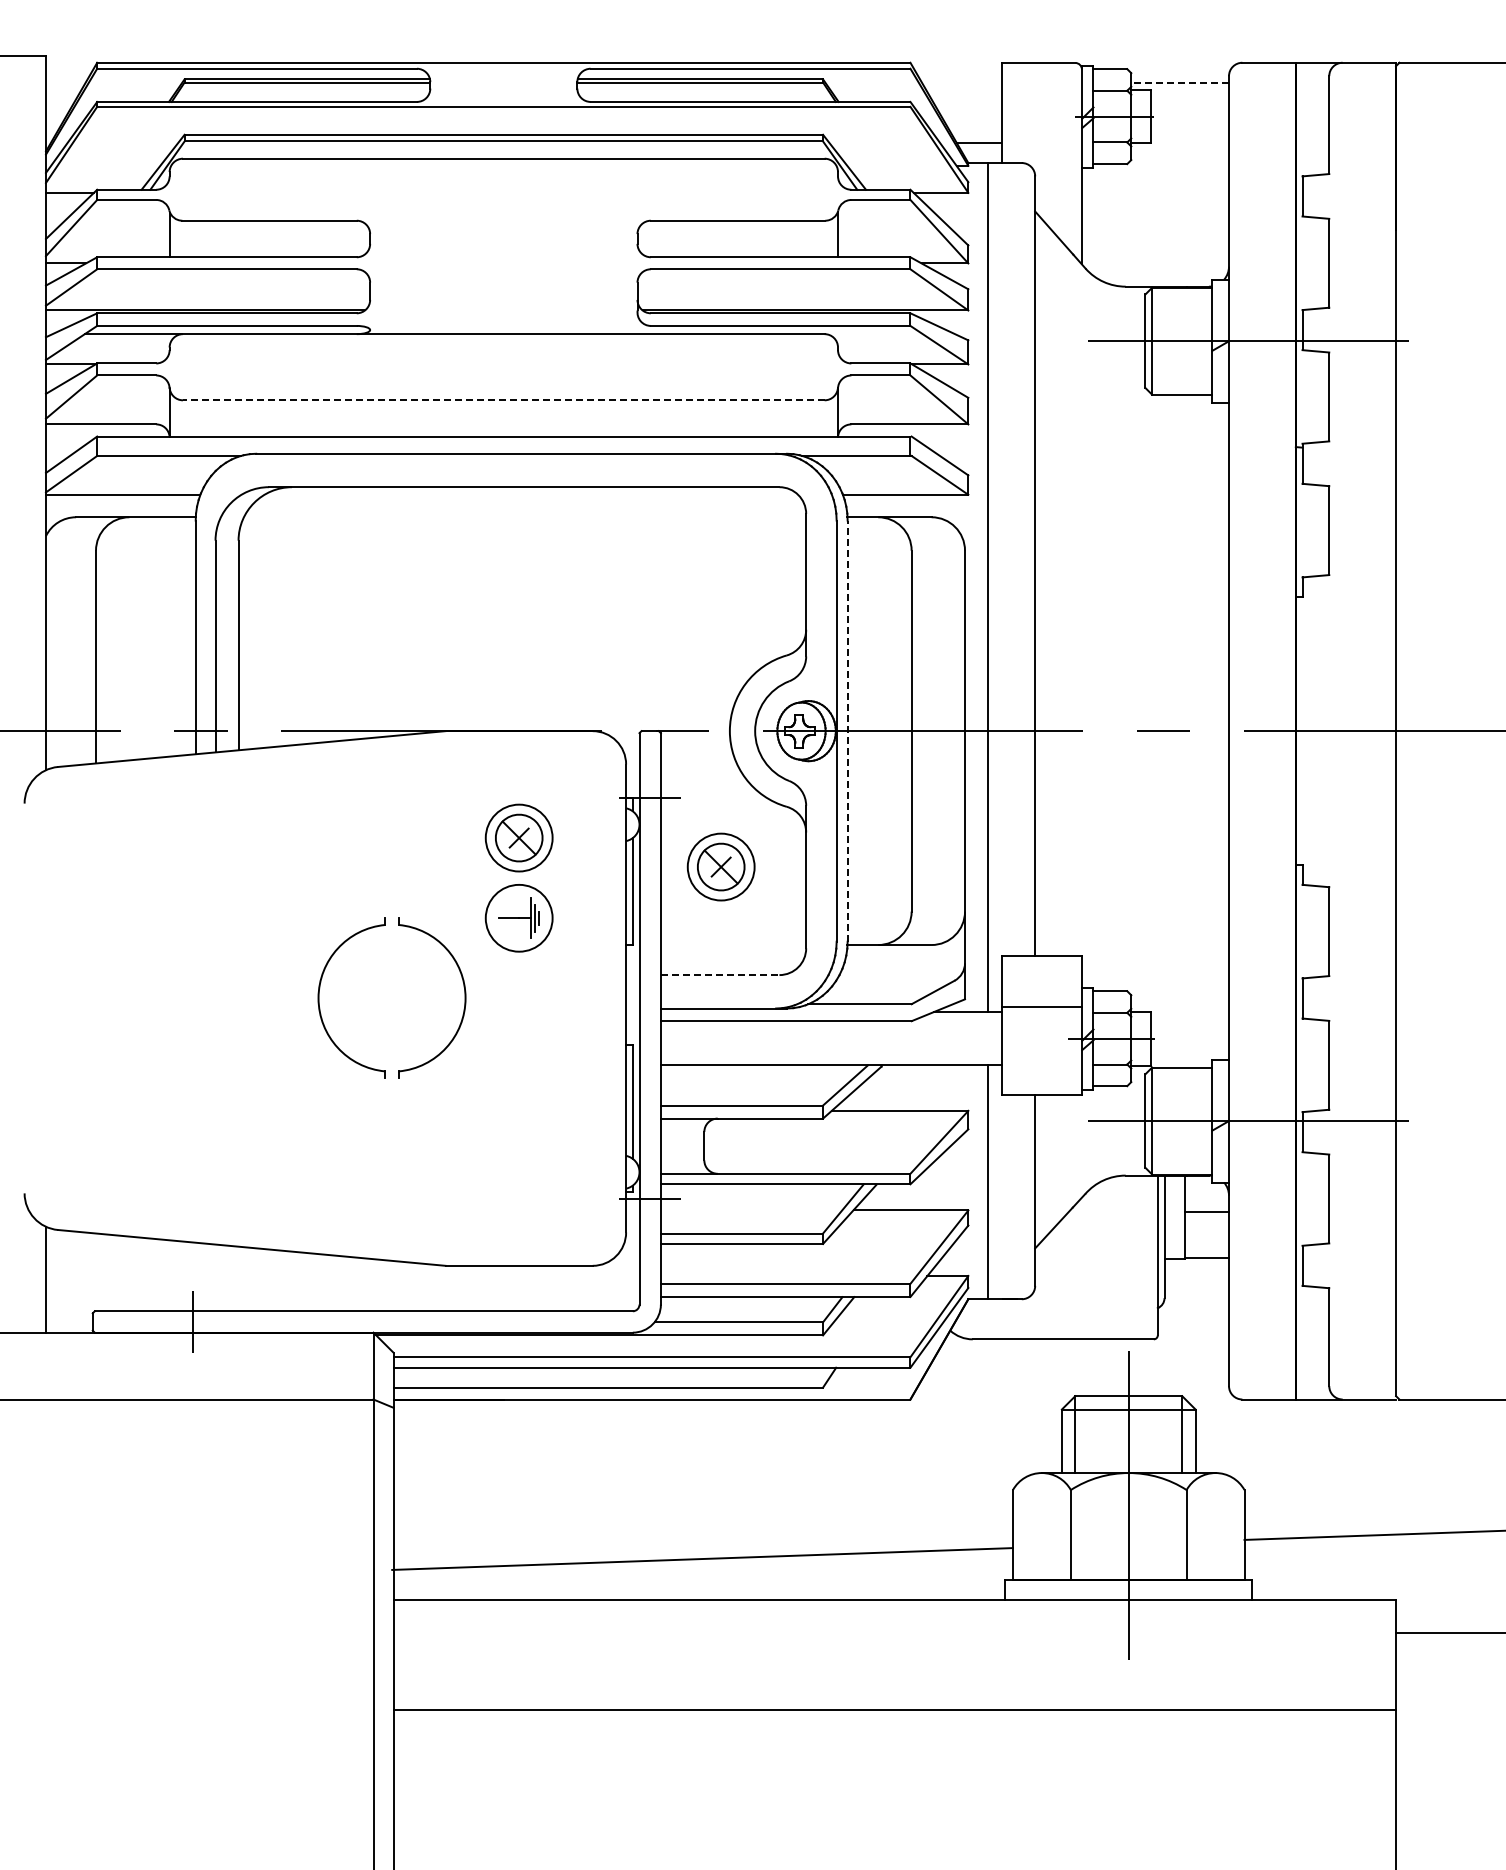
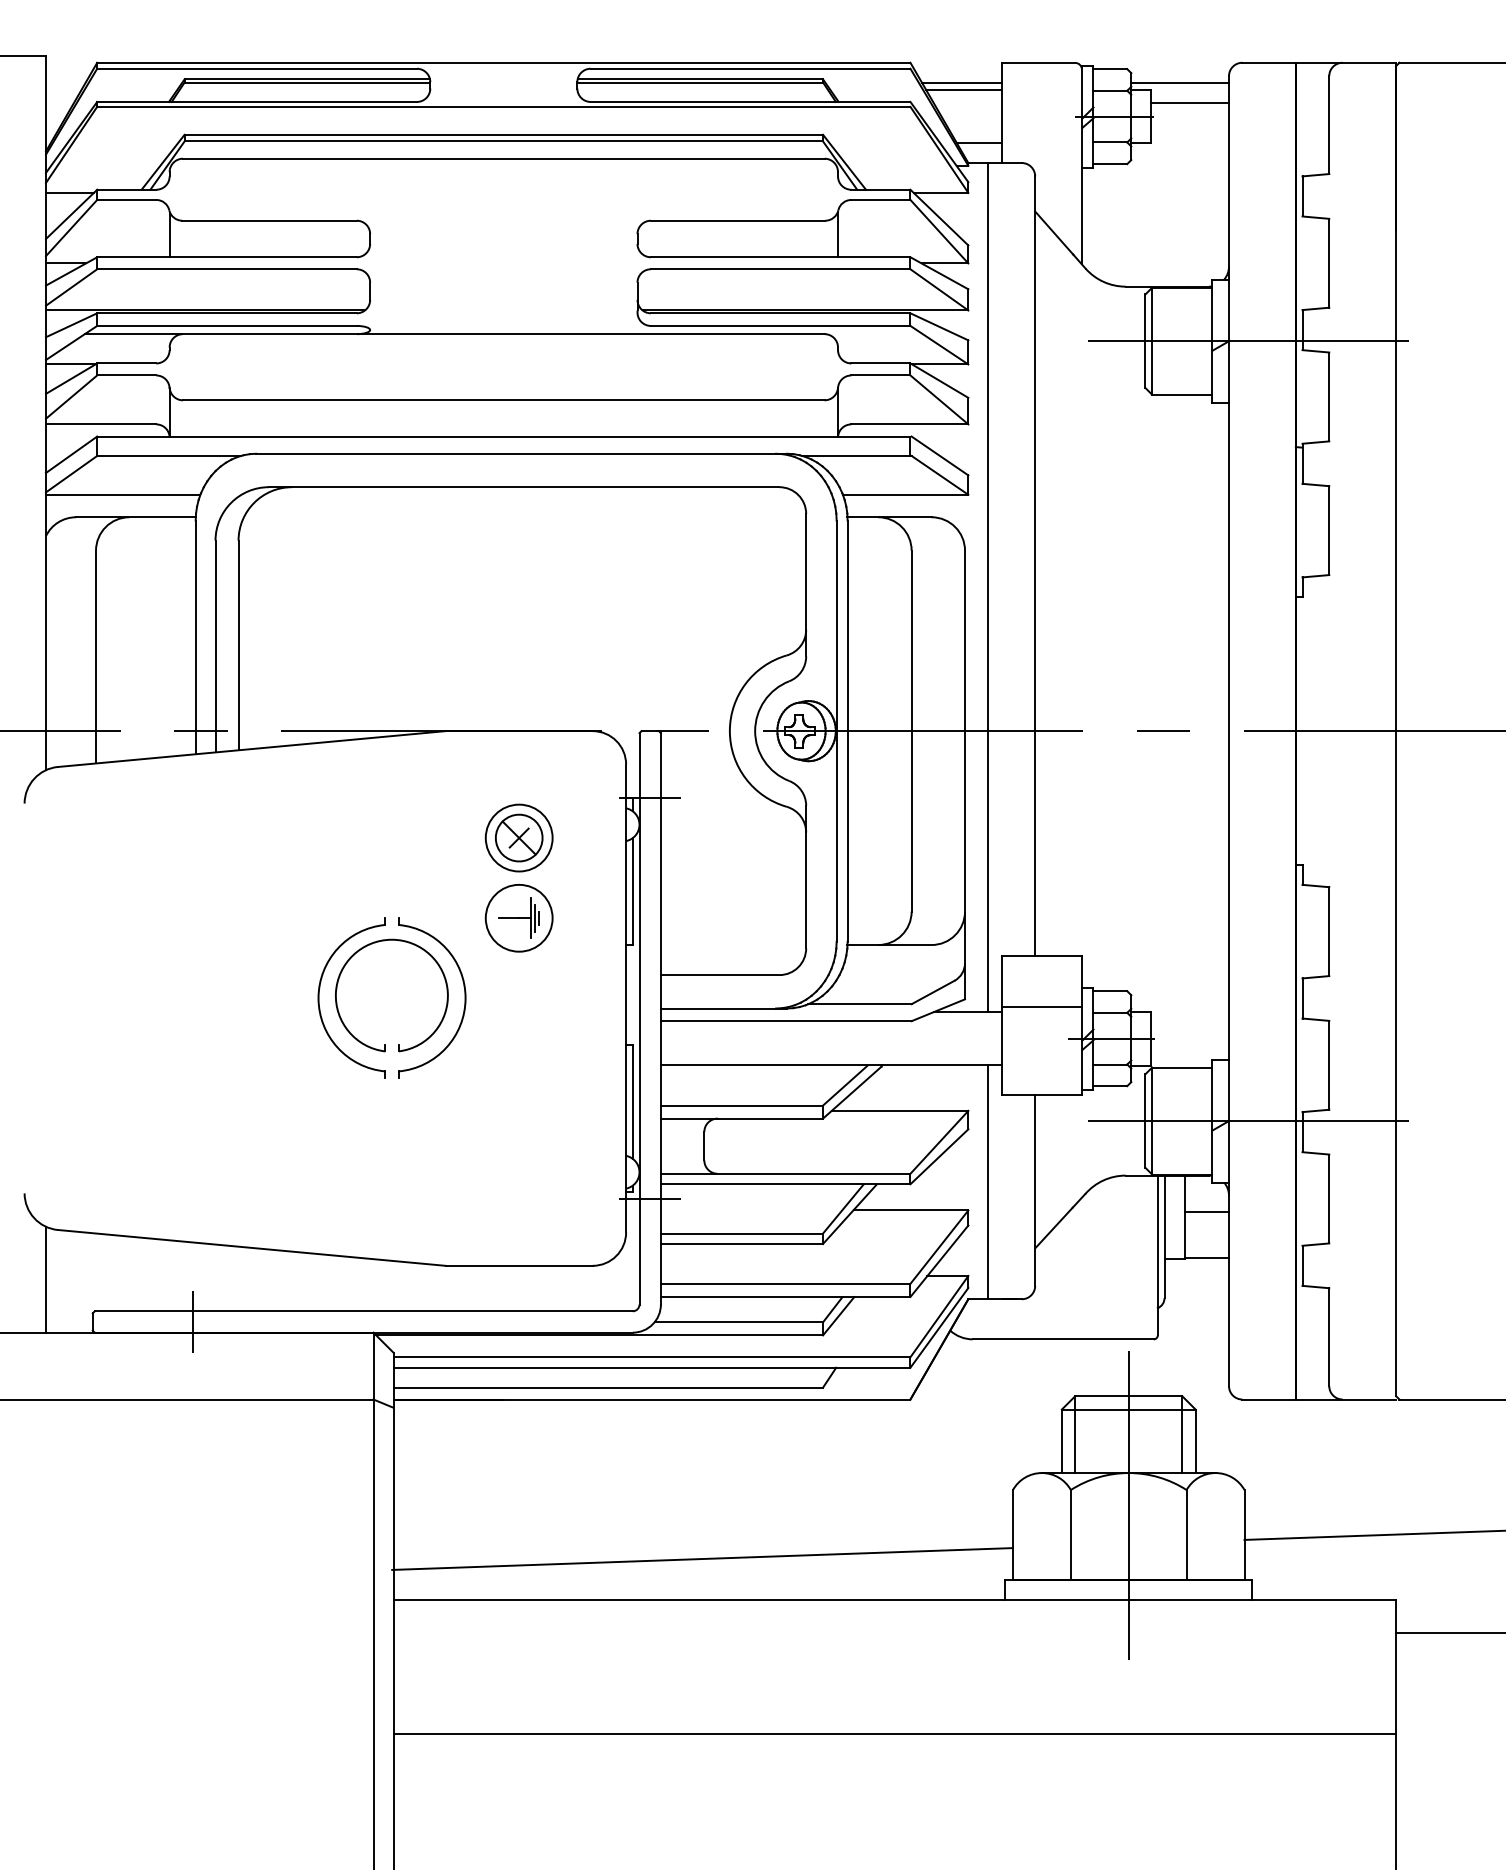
line: none -> present (961, 82)
line: dashed -> solid (1180, 82)
line: none -> present (963, 89)
line: none -> present (1190, 102)
line: dashed -> solid (503, 400)
line: dashed -> solid (847, 731)
part: present -> none (720, 866)
line: dashed -> solid (720, 975)
part: none -> present (385, 1044)
line position: (894, 1709) -> (894, 1733) (894, 1733)
